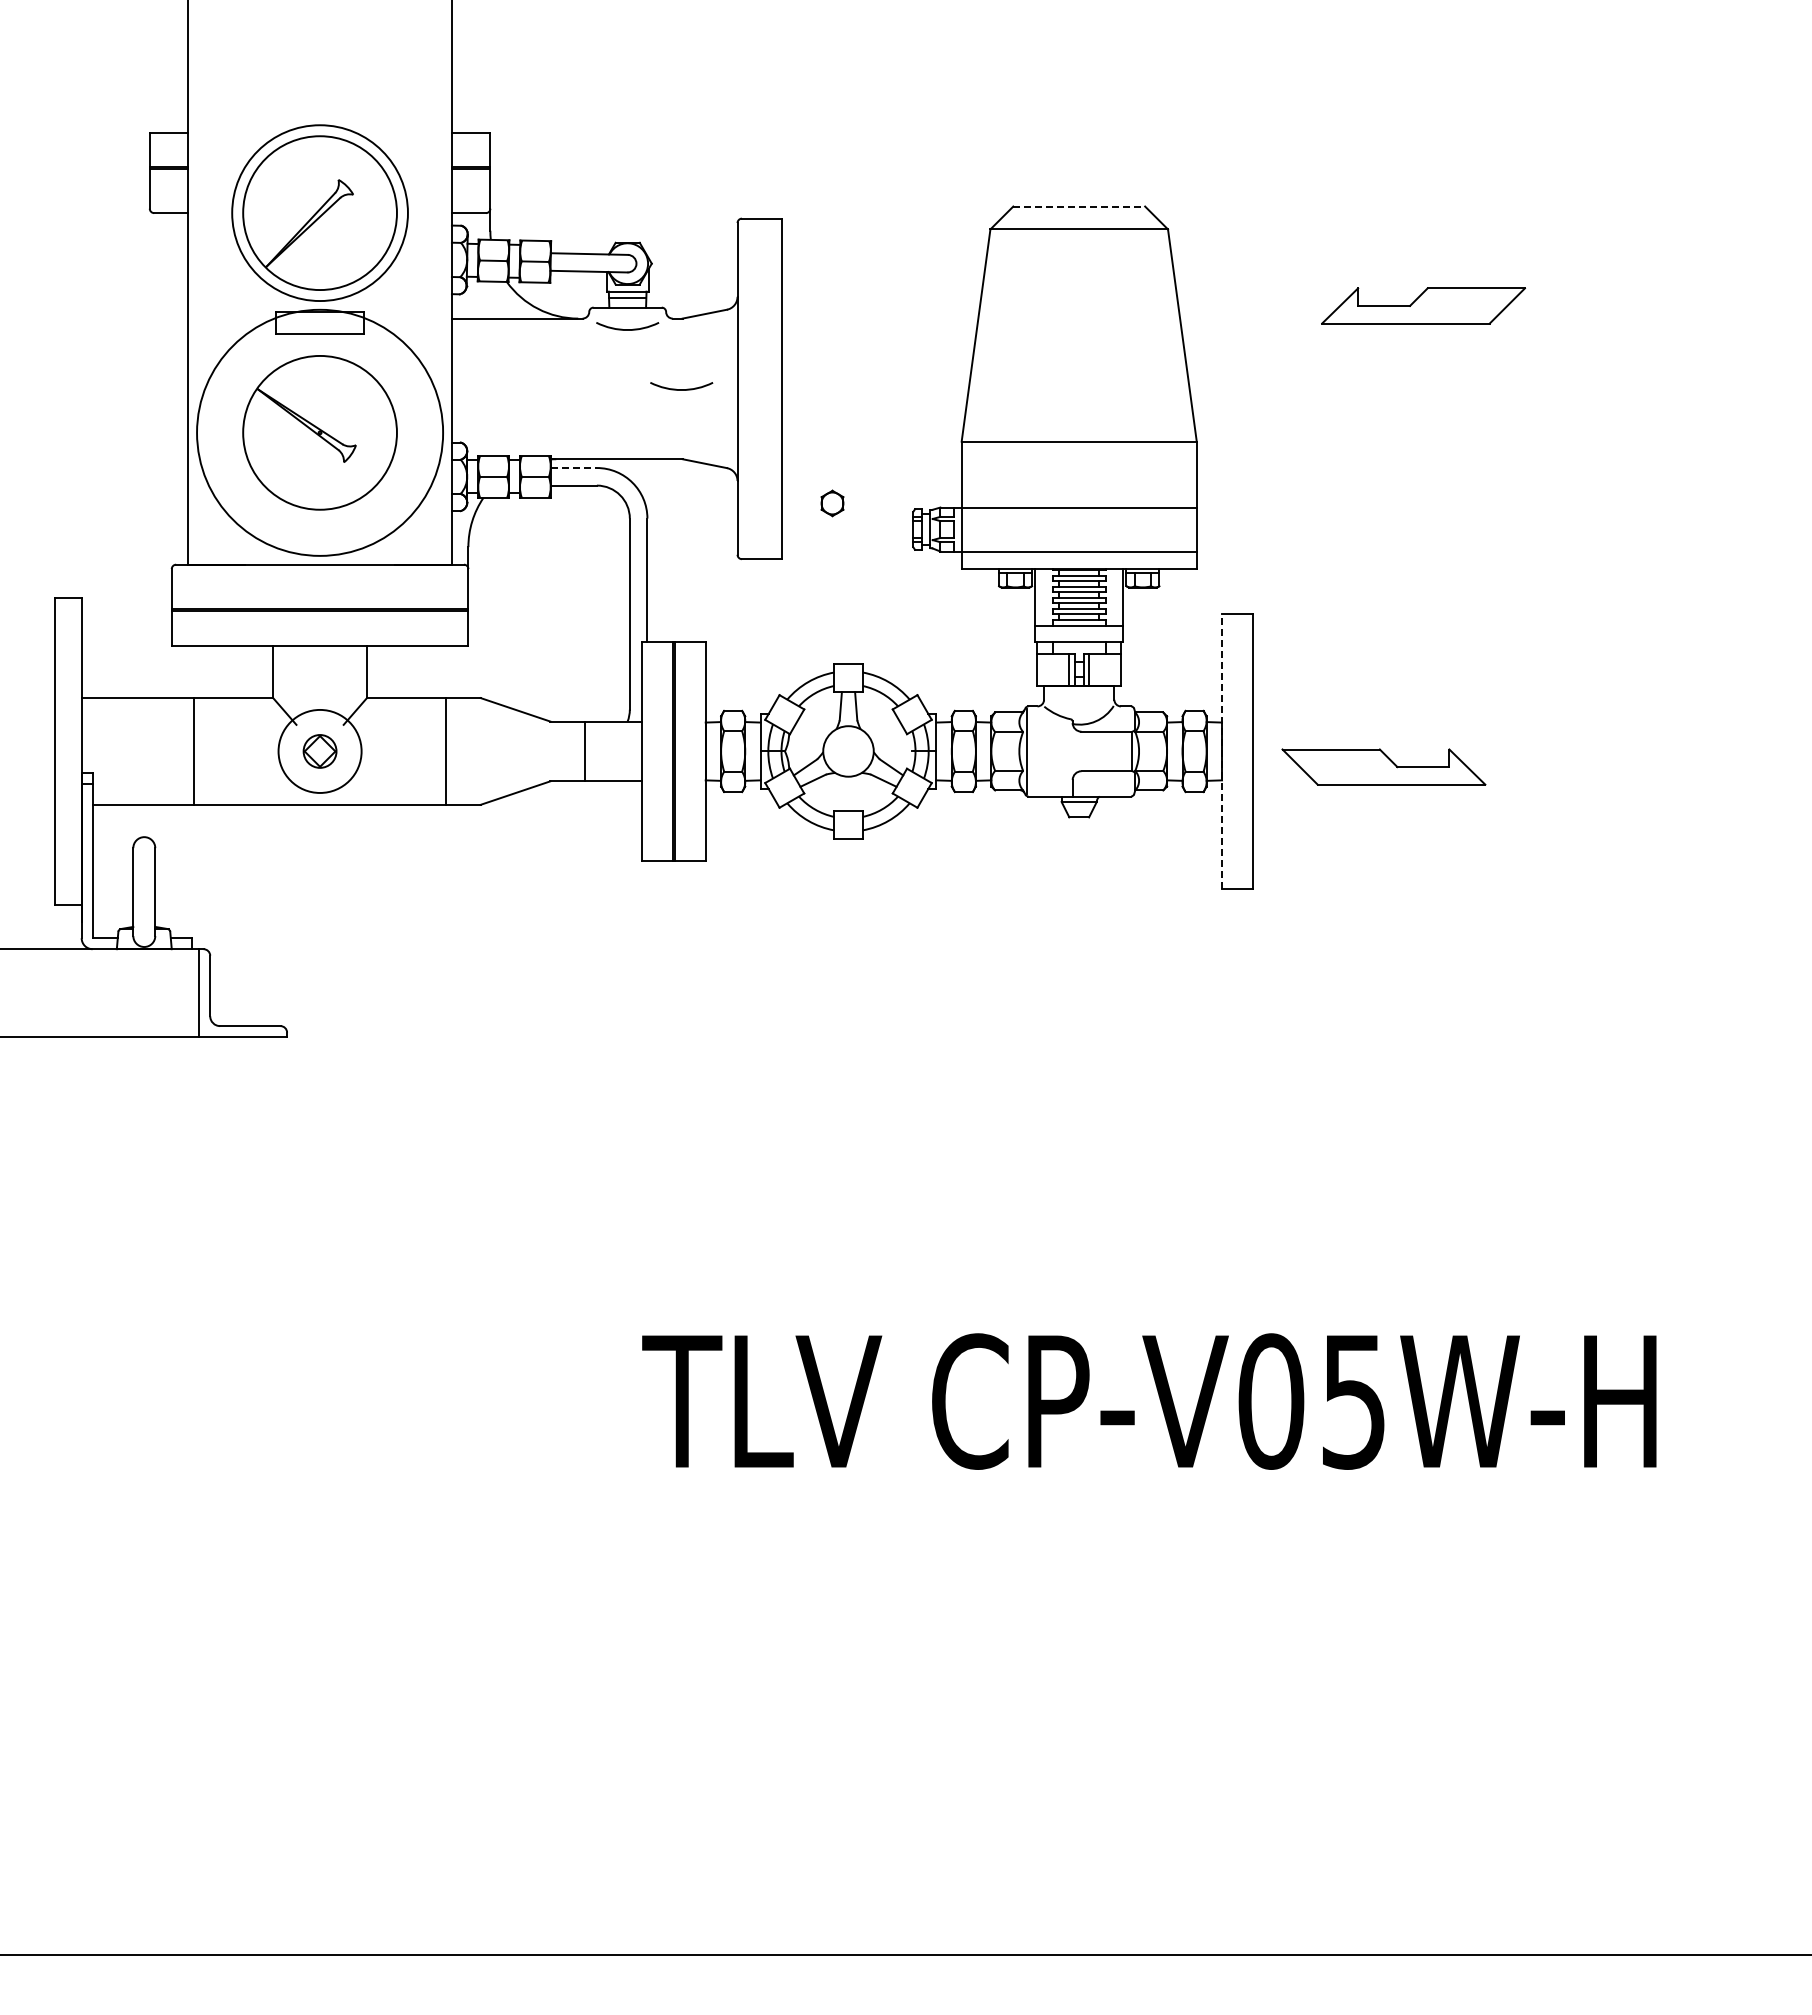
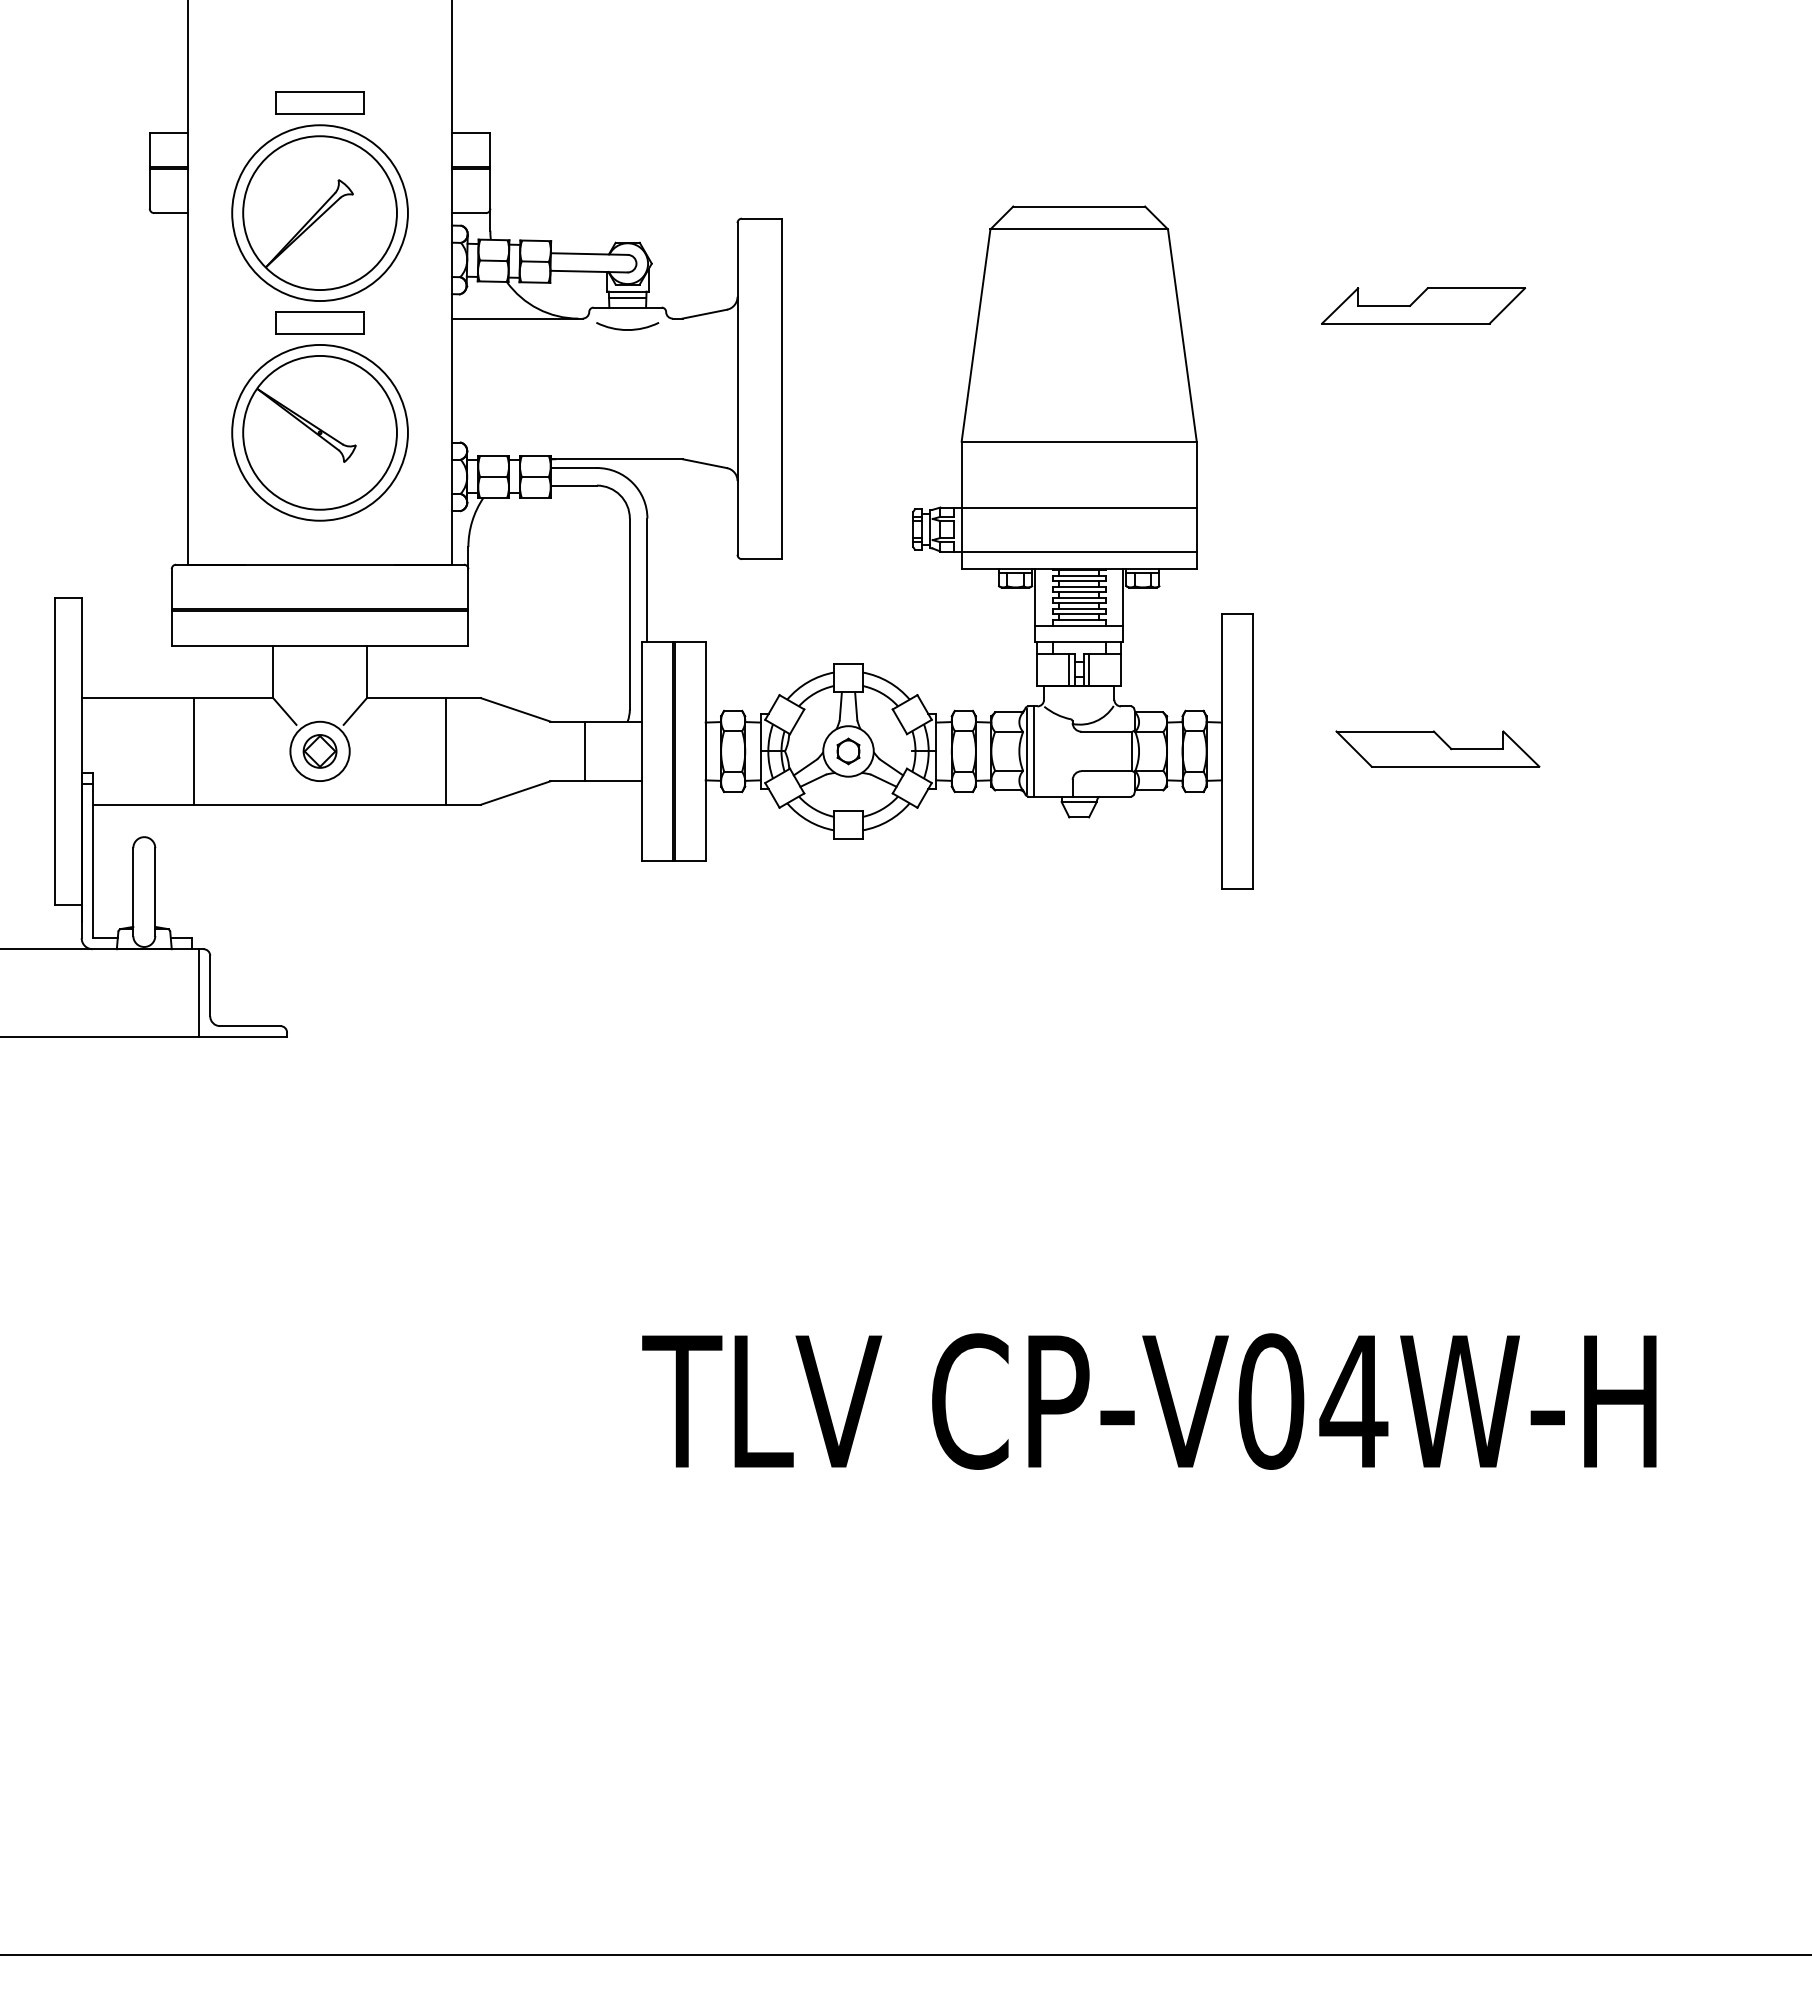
part: none -> present (319, 102)
line: dashed -> solid (1079, 206)
arc: present -> none (681, 389)
circle diameter: 246 px -> 176 px (319, 432)
line: dashed -> solid (574, 468)
part position: (832, 503) -> (848, 751) (848, 751)
circle diameter: 83 px -> 59 px (319, 751)
line: dashed -> solid (1222, 750)
line: none -> present (1034, 751)
part position: (1383, 766) -> (1437, 748) (1437, 748)
text: CP-V05W-H -> CP-V04W-H (1353, 1402)
